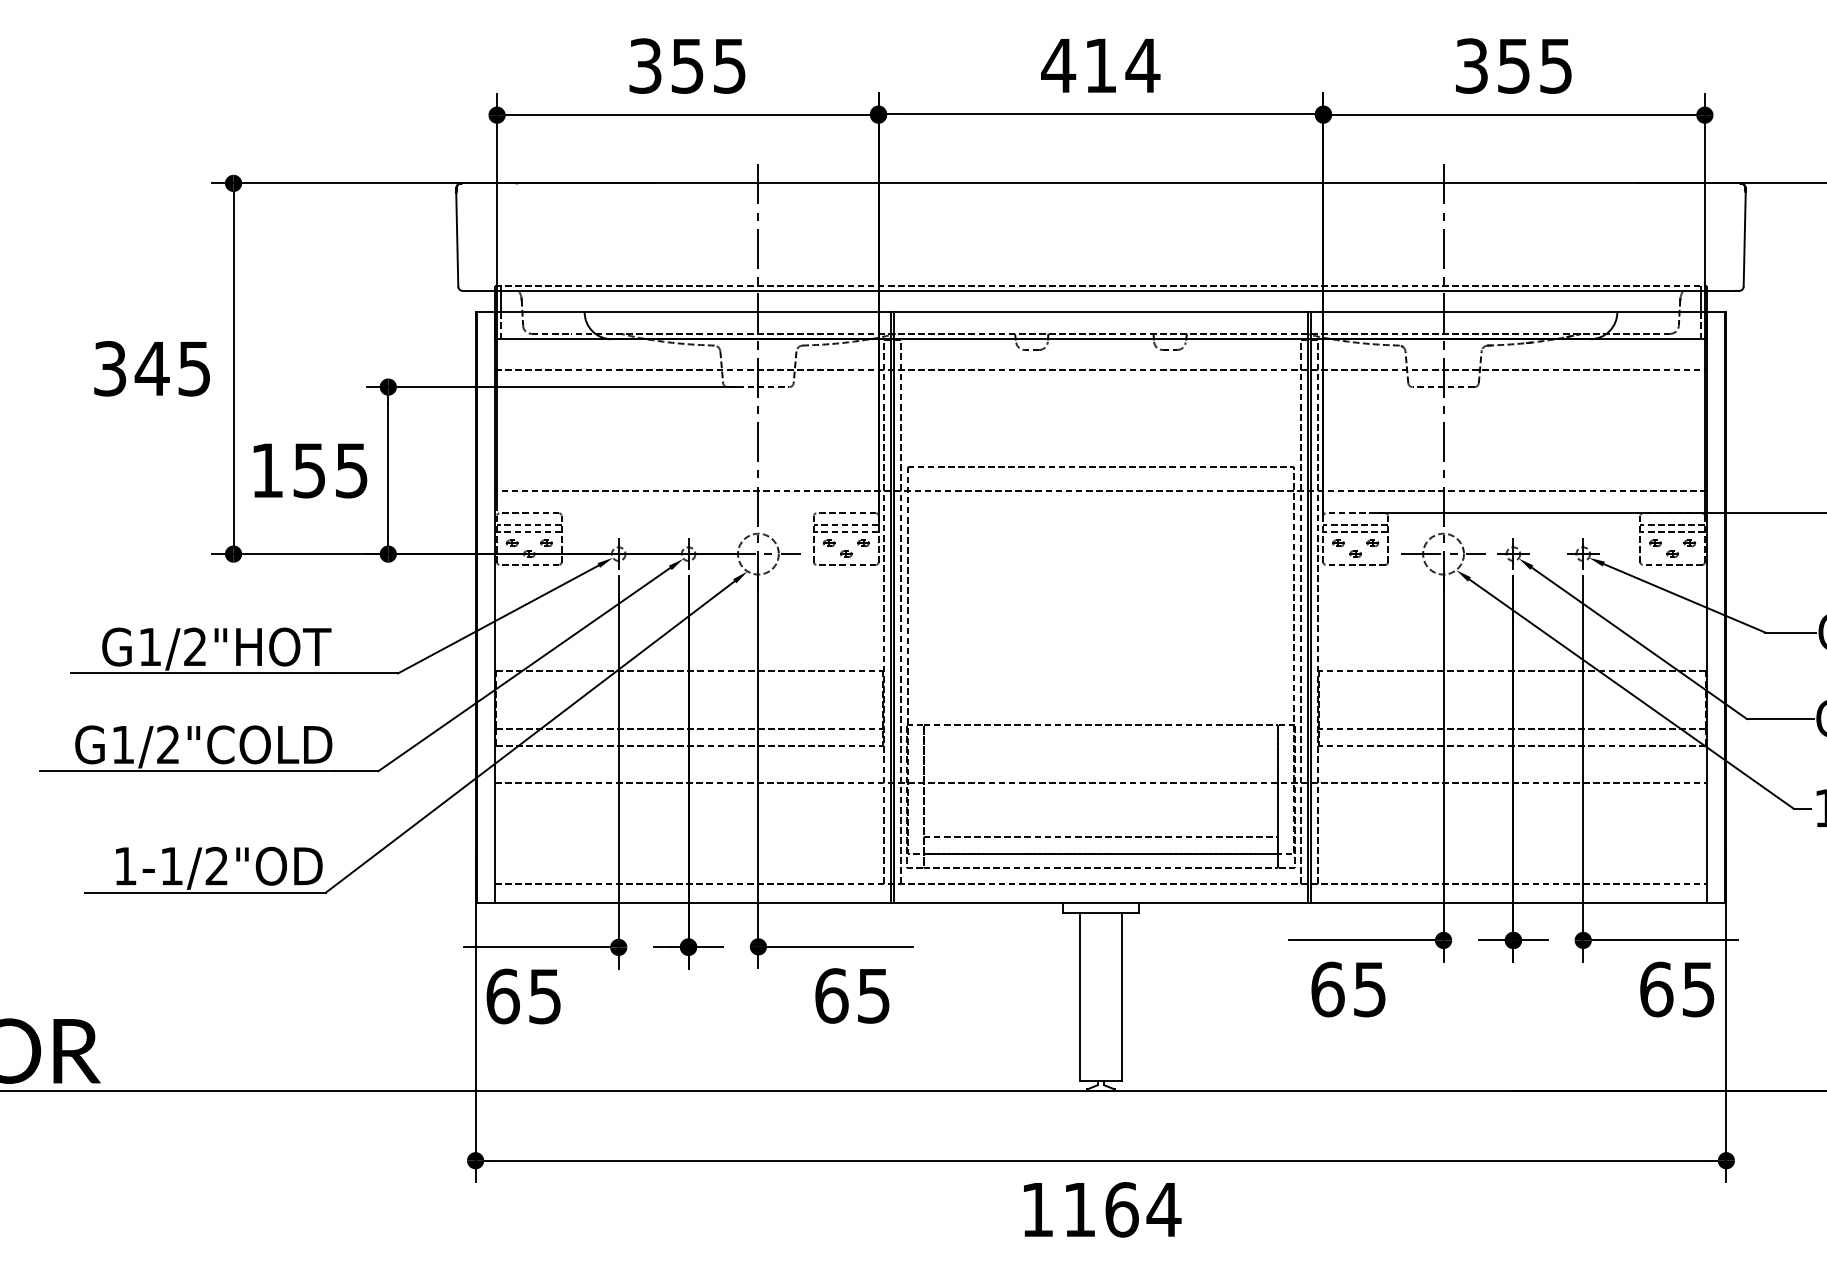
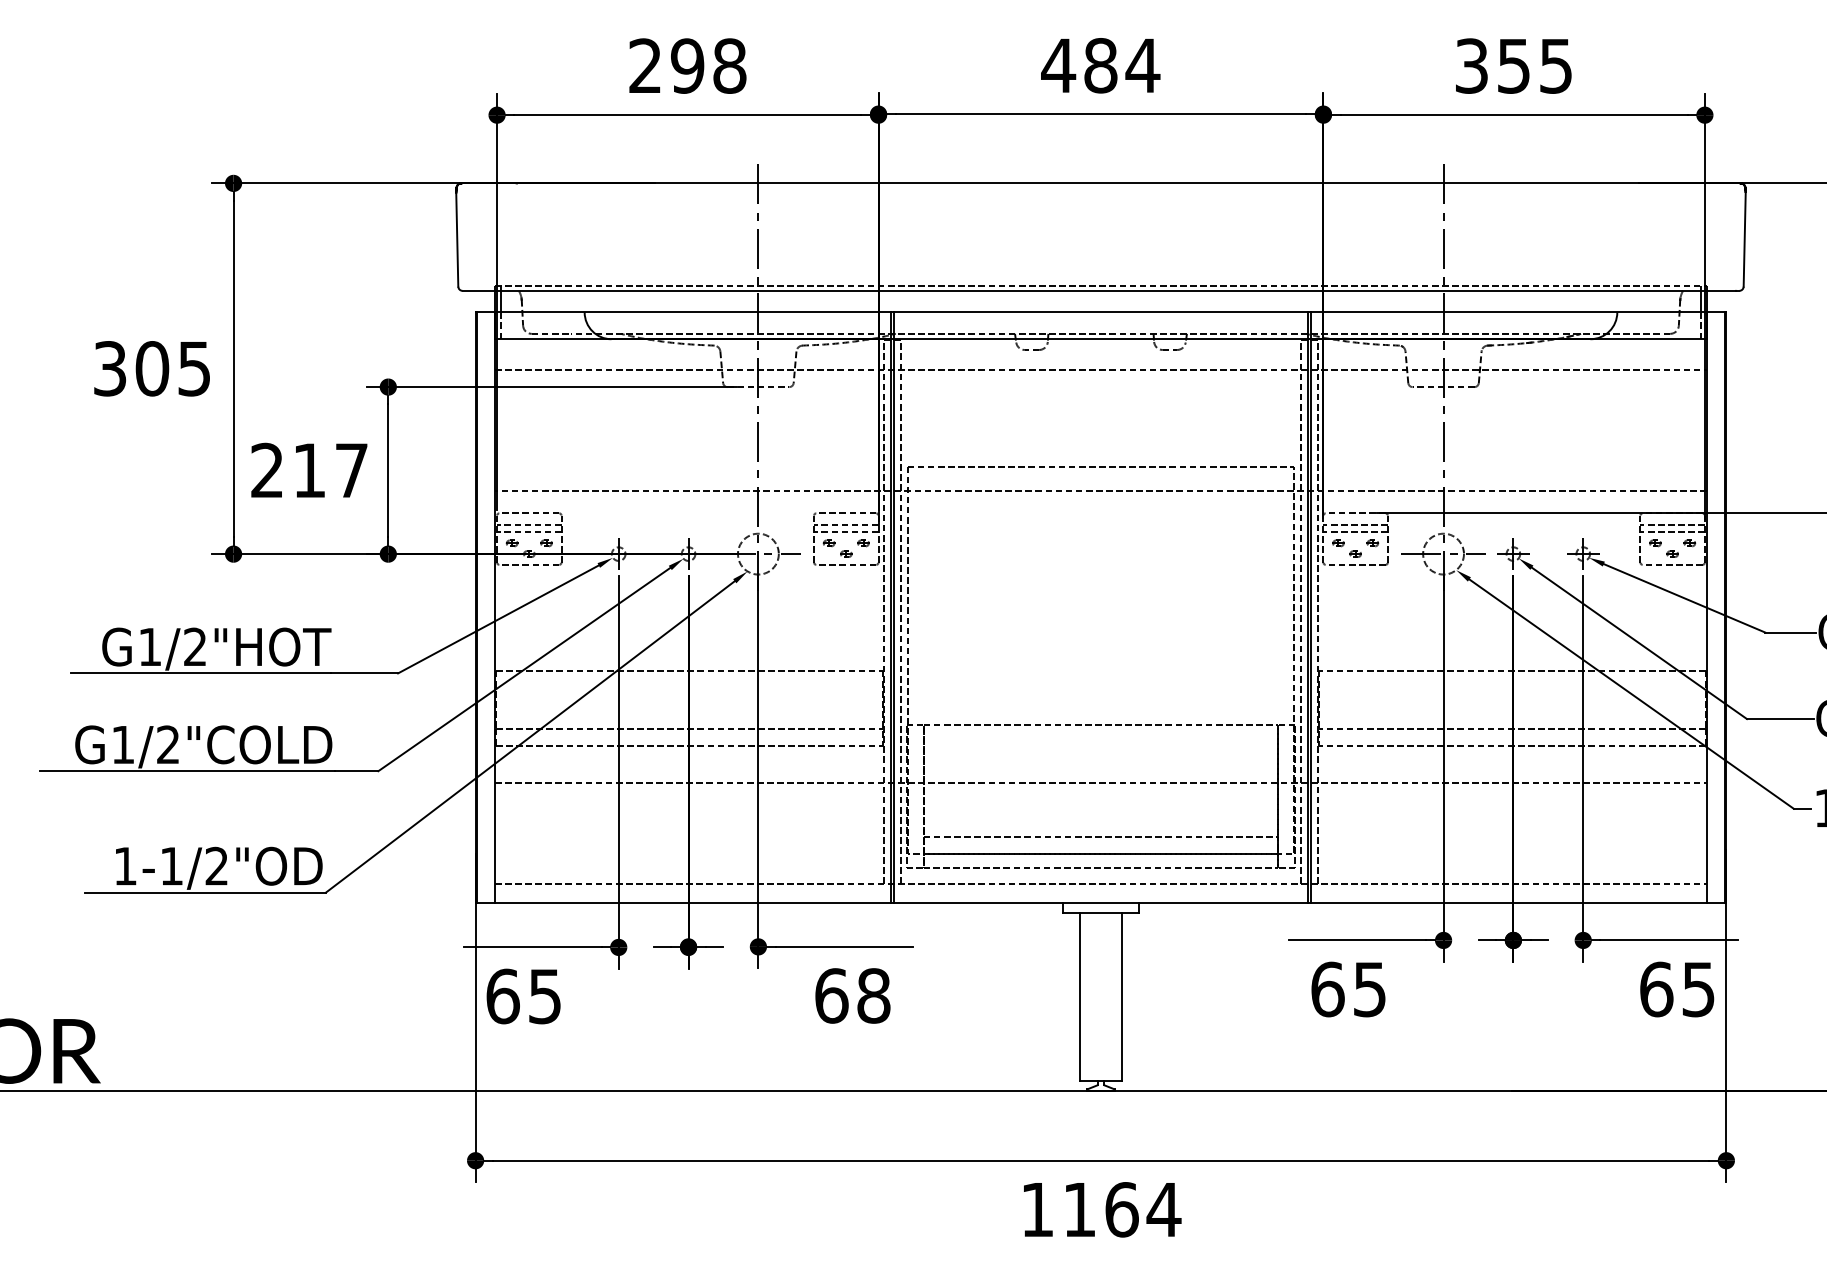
text: 355 -> 298 (687, 65)
text: 414 -> 484 (1100, 65)
text: 345 -> 305 (151, 368)
text: 155 -> 217 (309, 470)
text: 65 -> 68 (873, 995)
